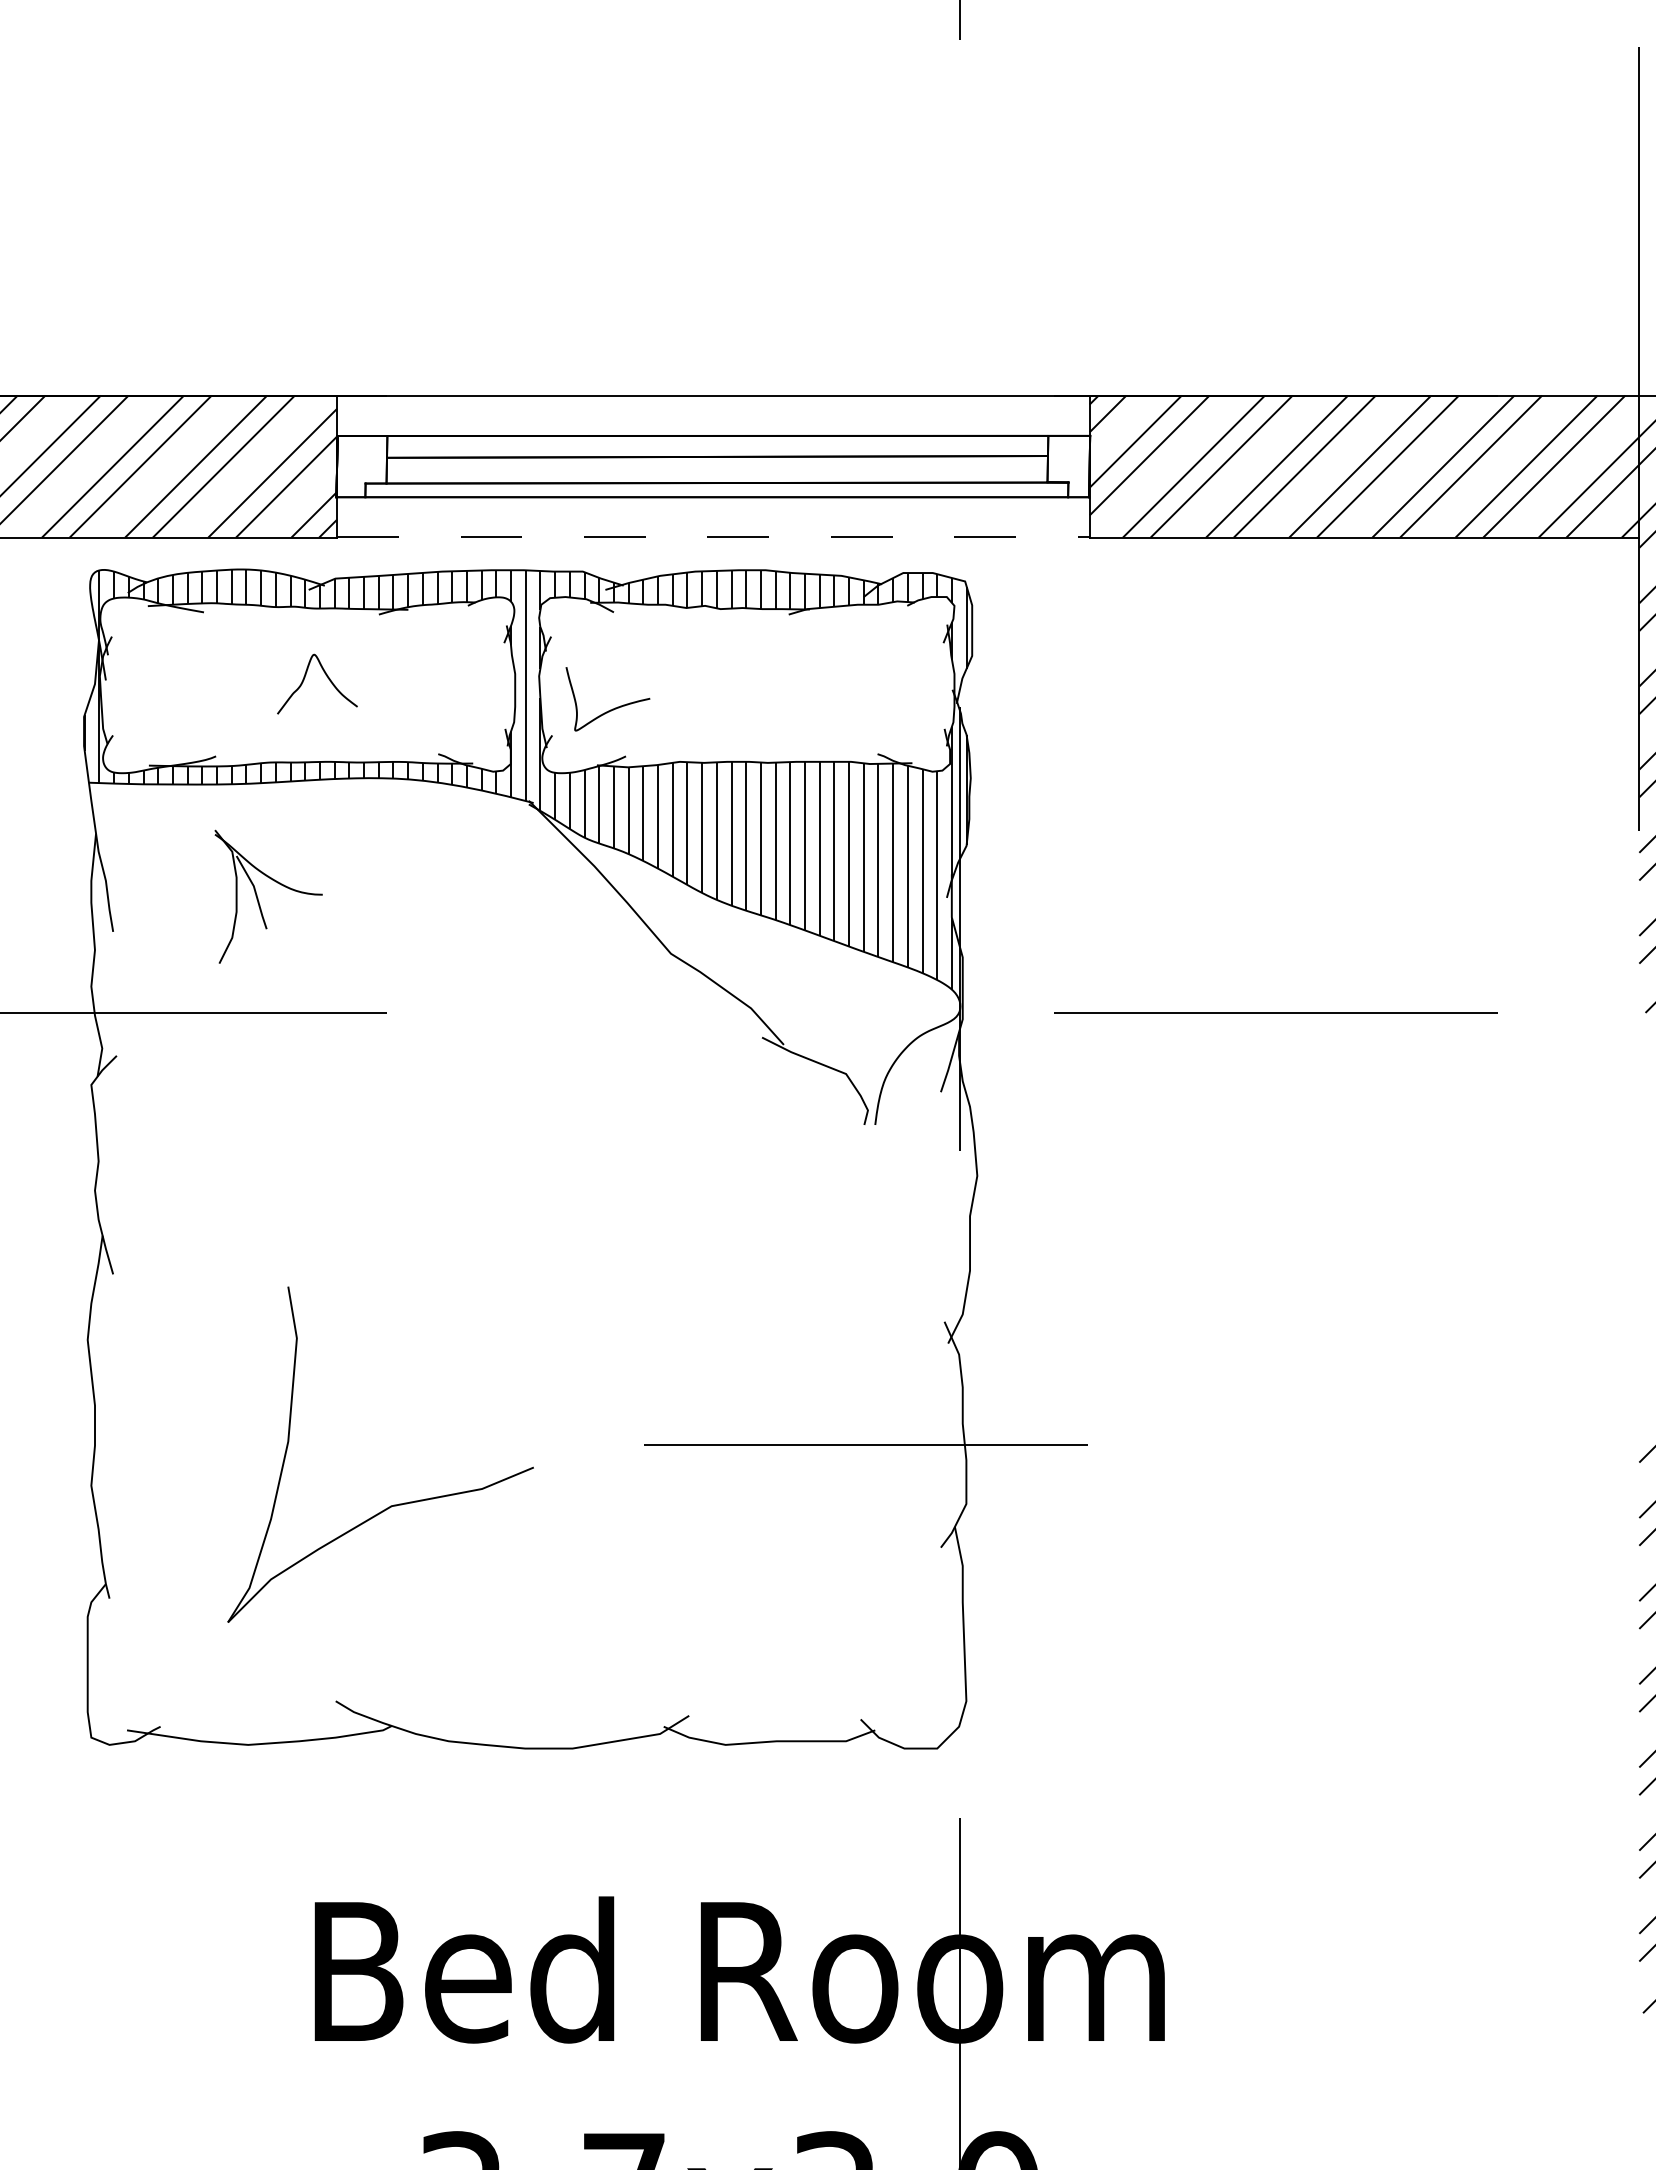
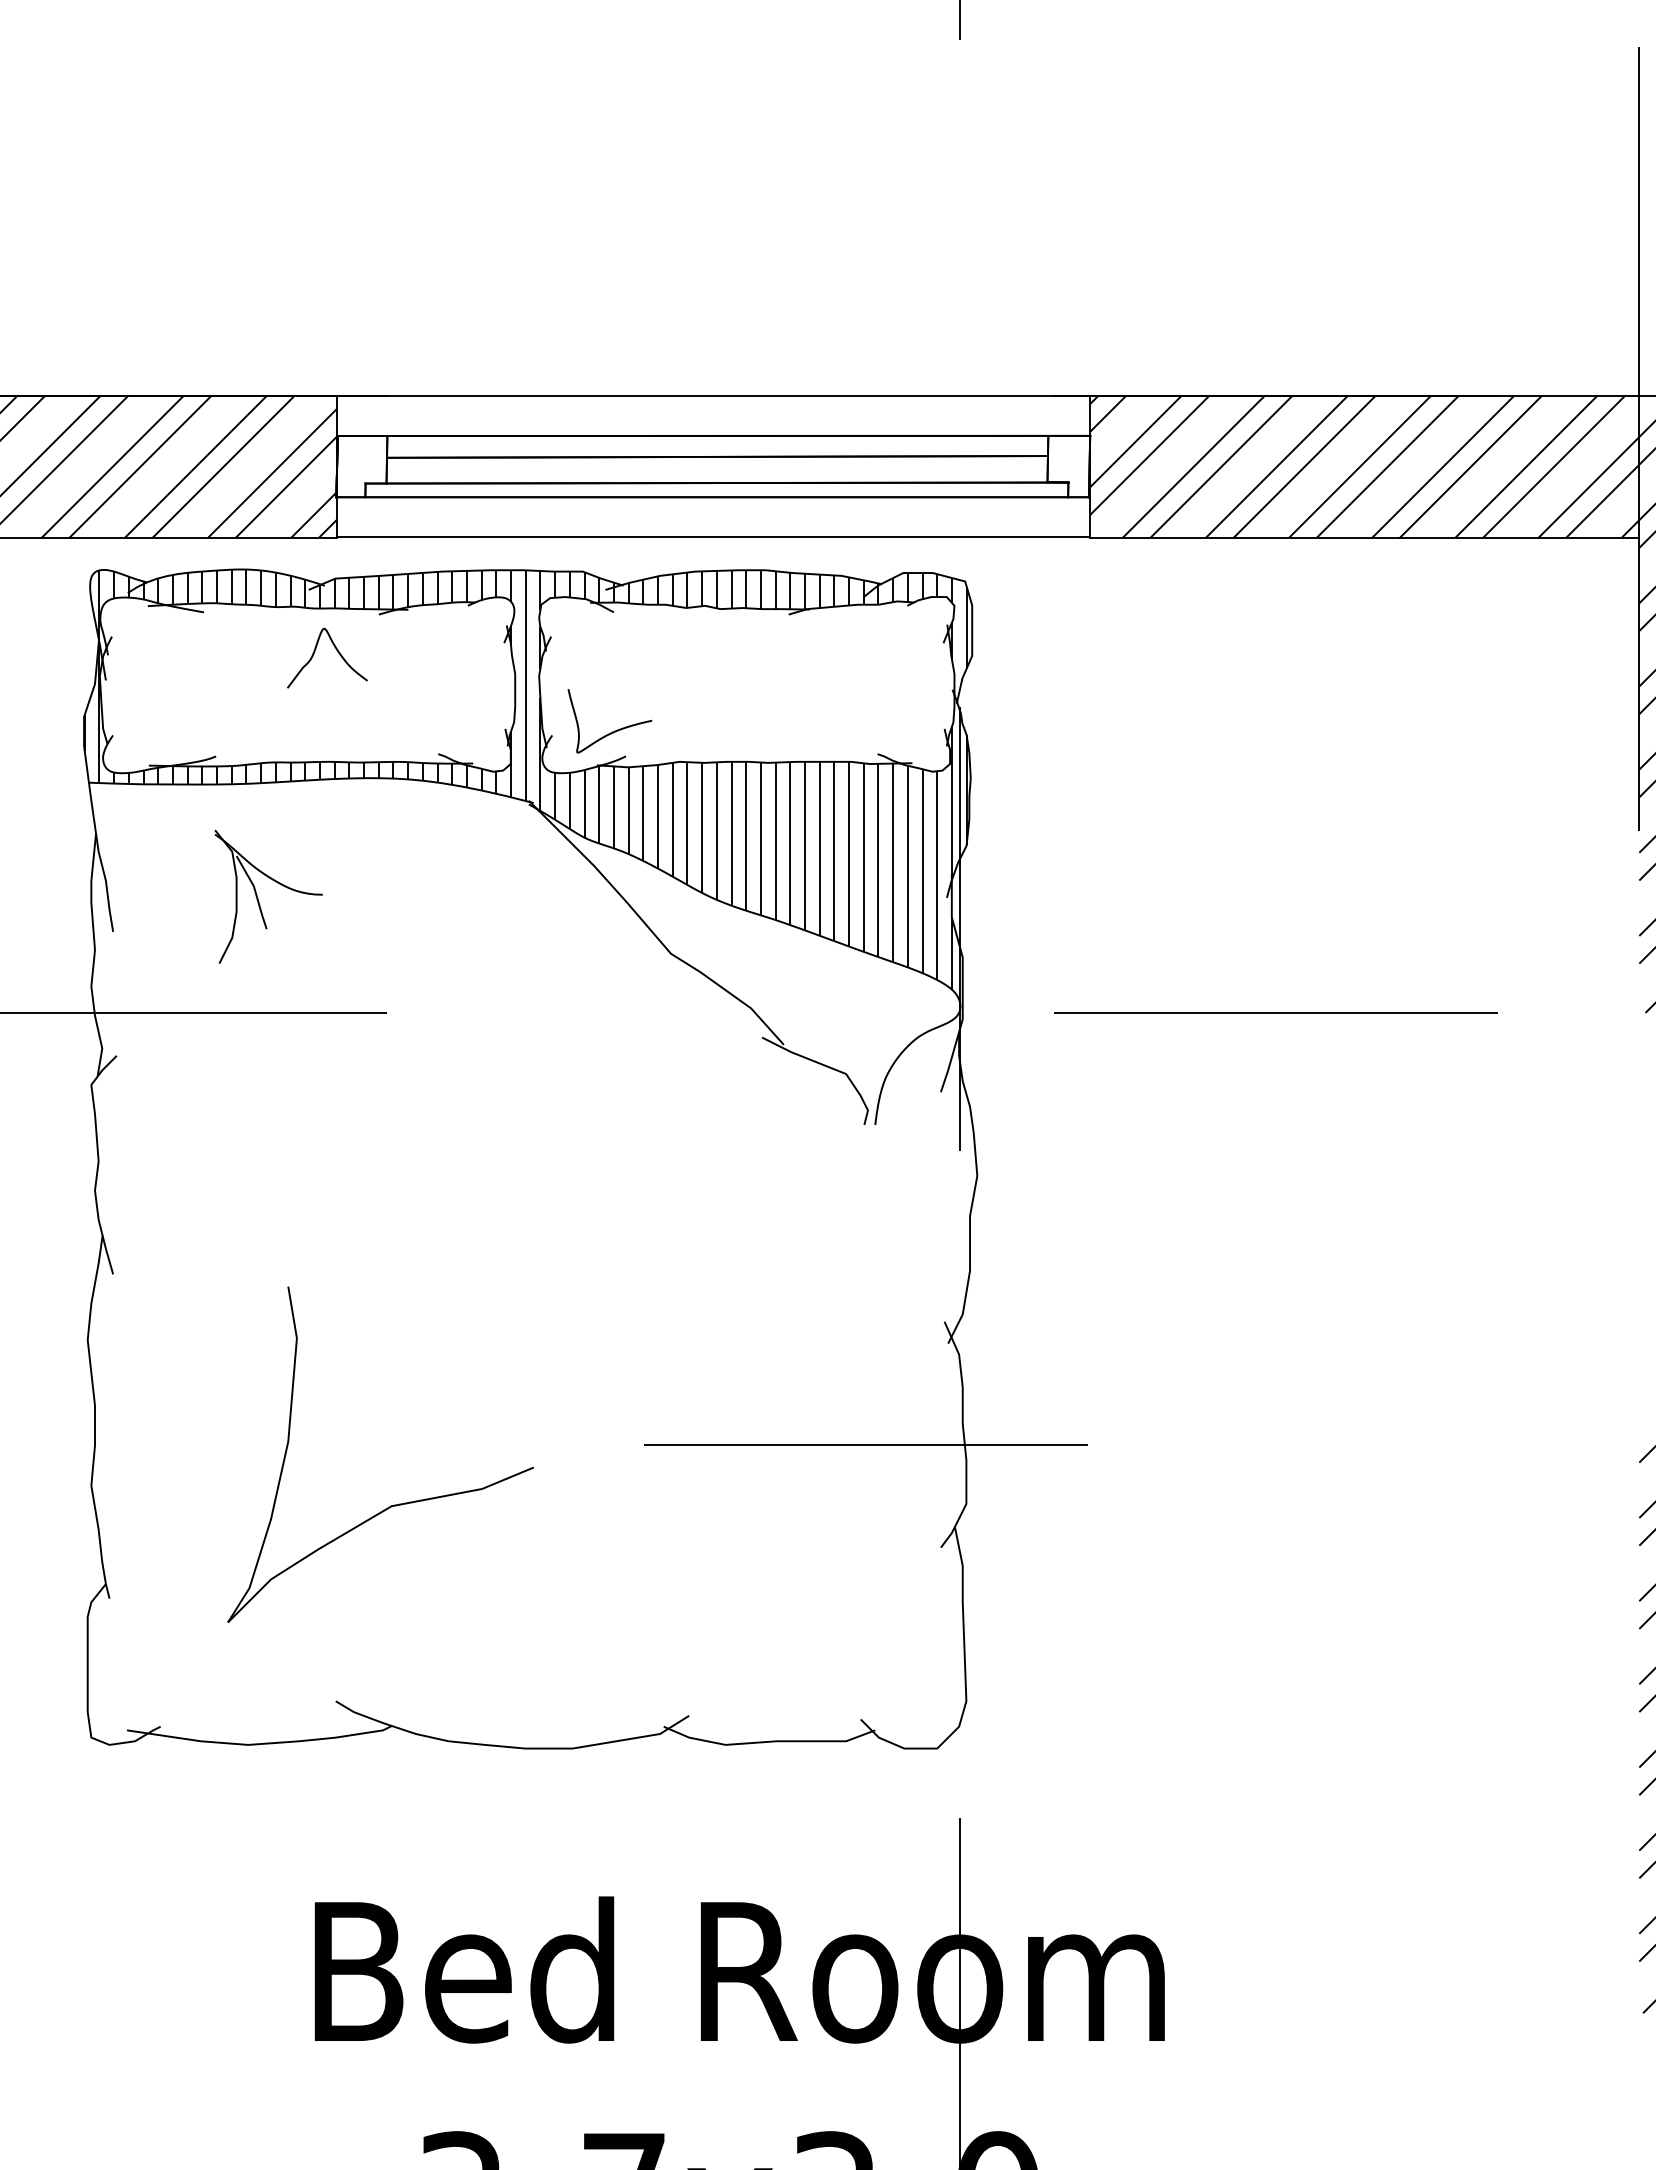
line: dashed -> solid (713, 536)
curve position: (327, 678) -> (337, 652) (337, 652)
curve position: (612, 708) -> (614, 730) (614, 730)
